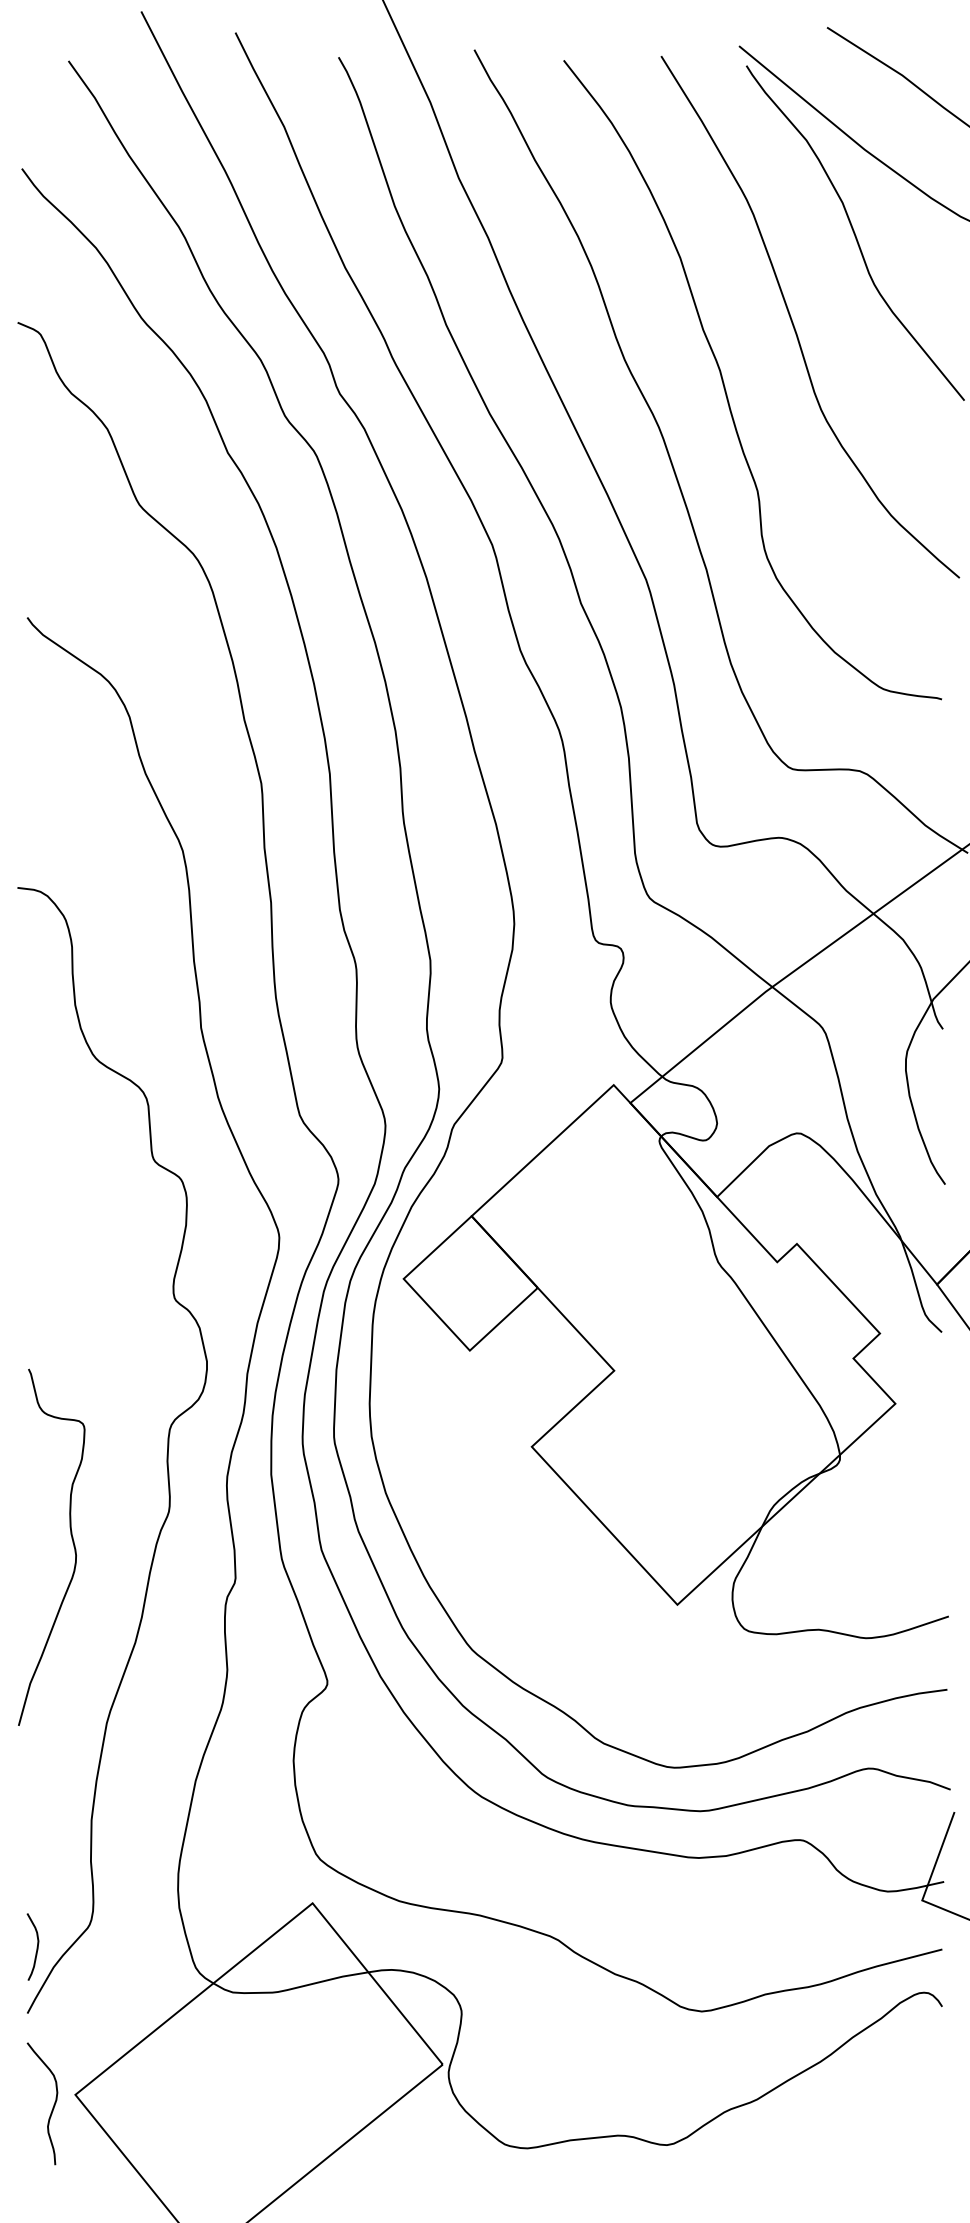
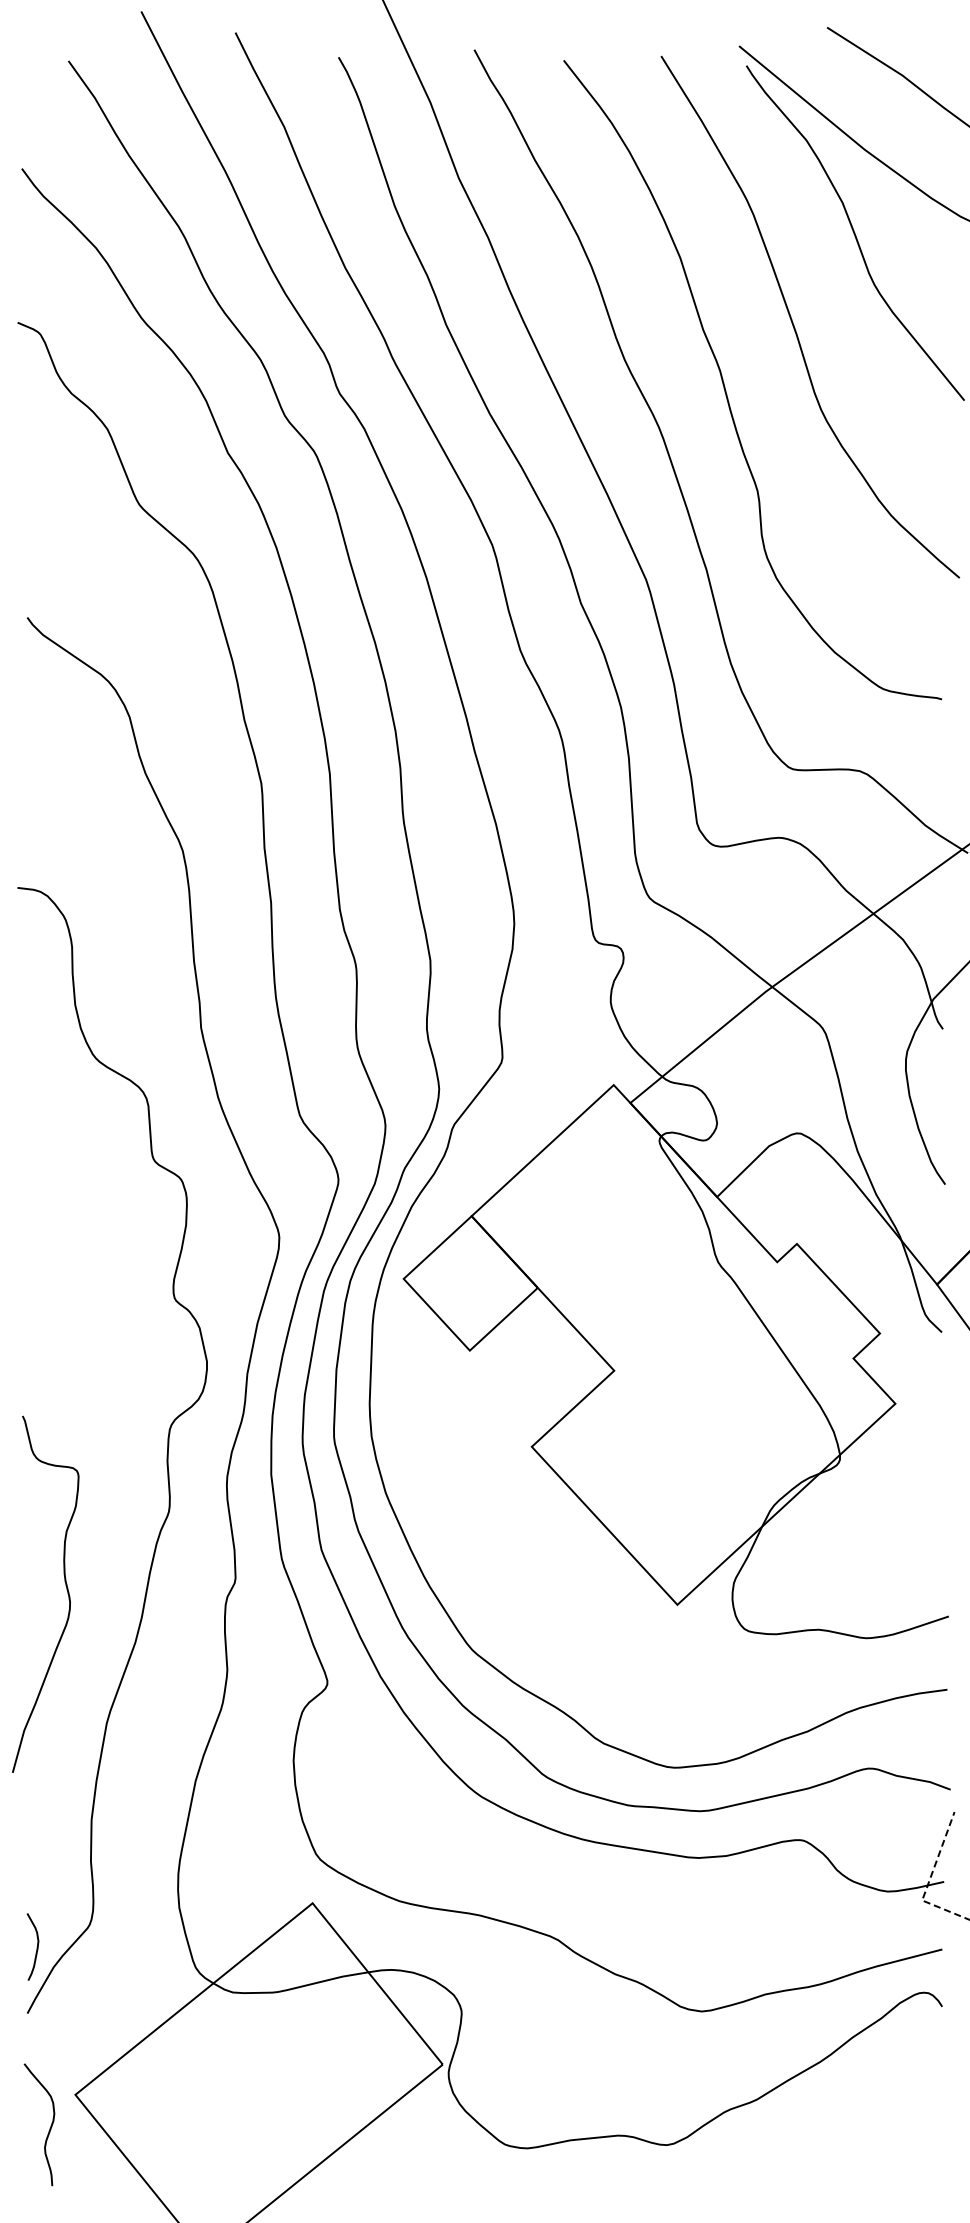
curve position: (72, 1543) -> (66, 1590) (66, 1590)
line: solid -> dashed (929, 1879)
curve position: (52, 2107) -> (49, 2128) (49, 2128)
